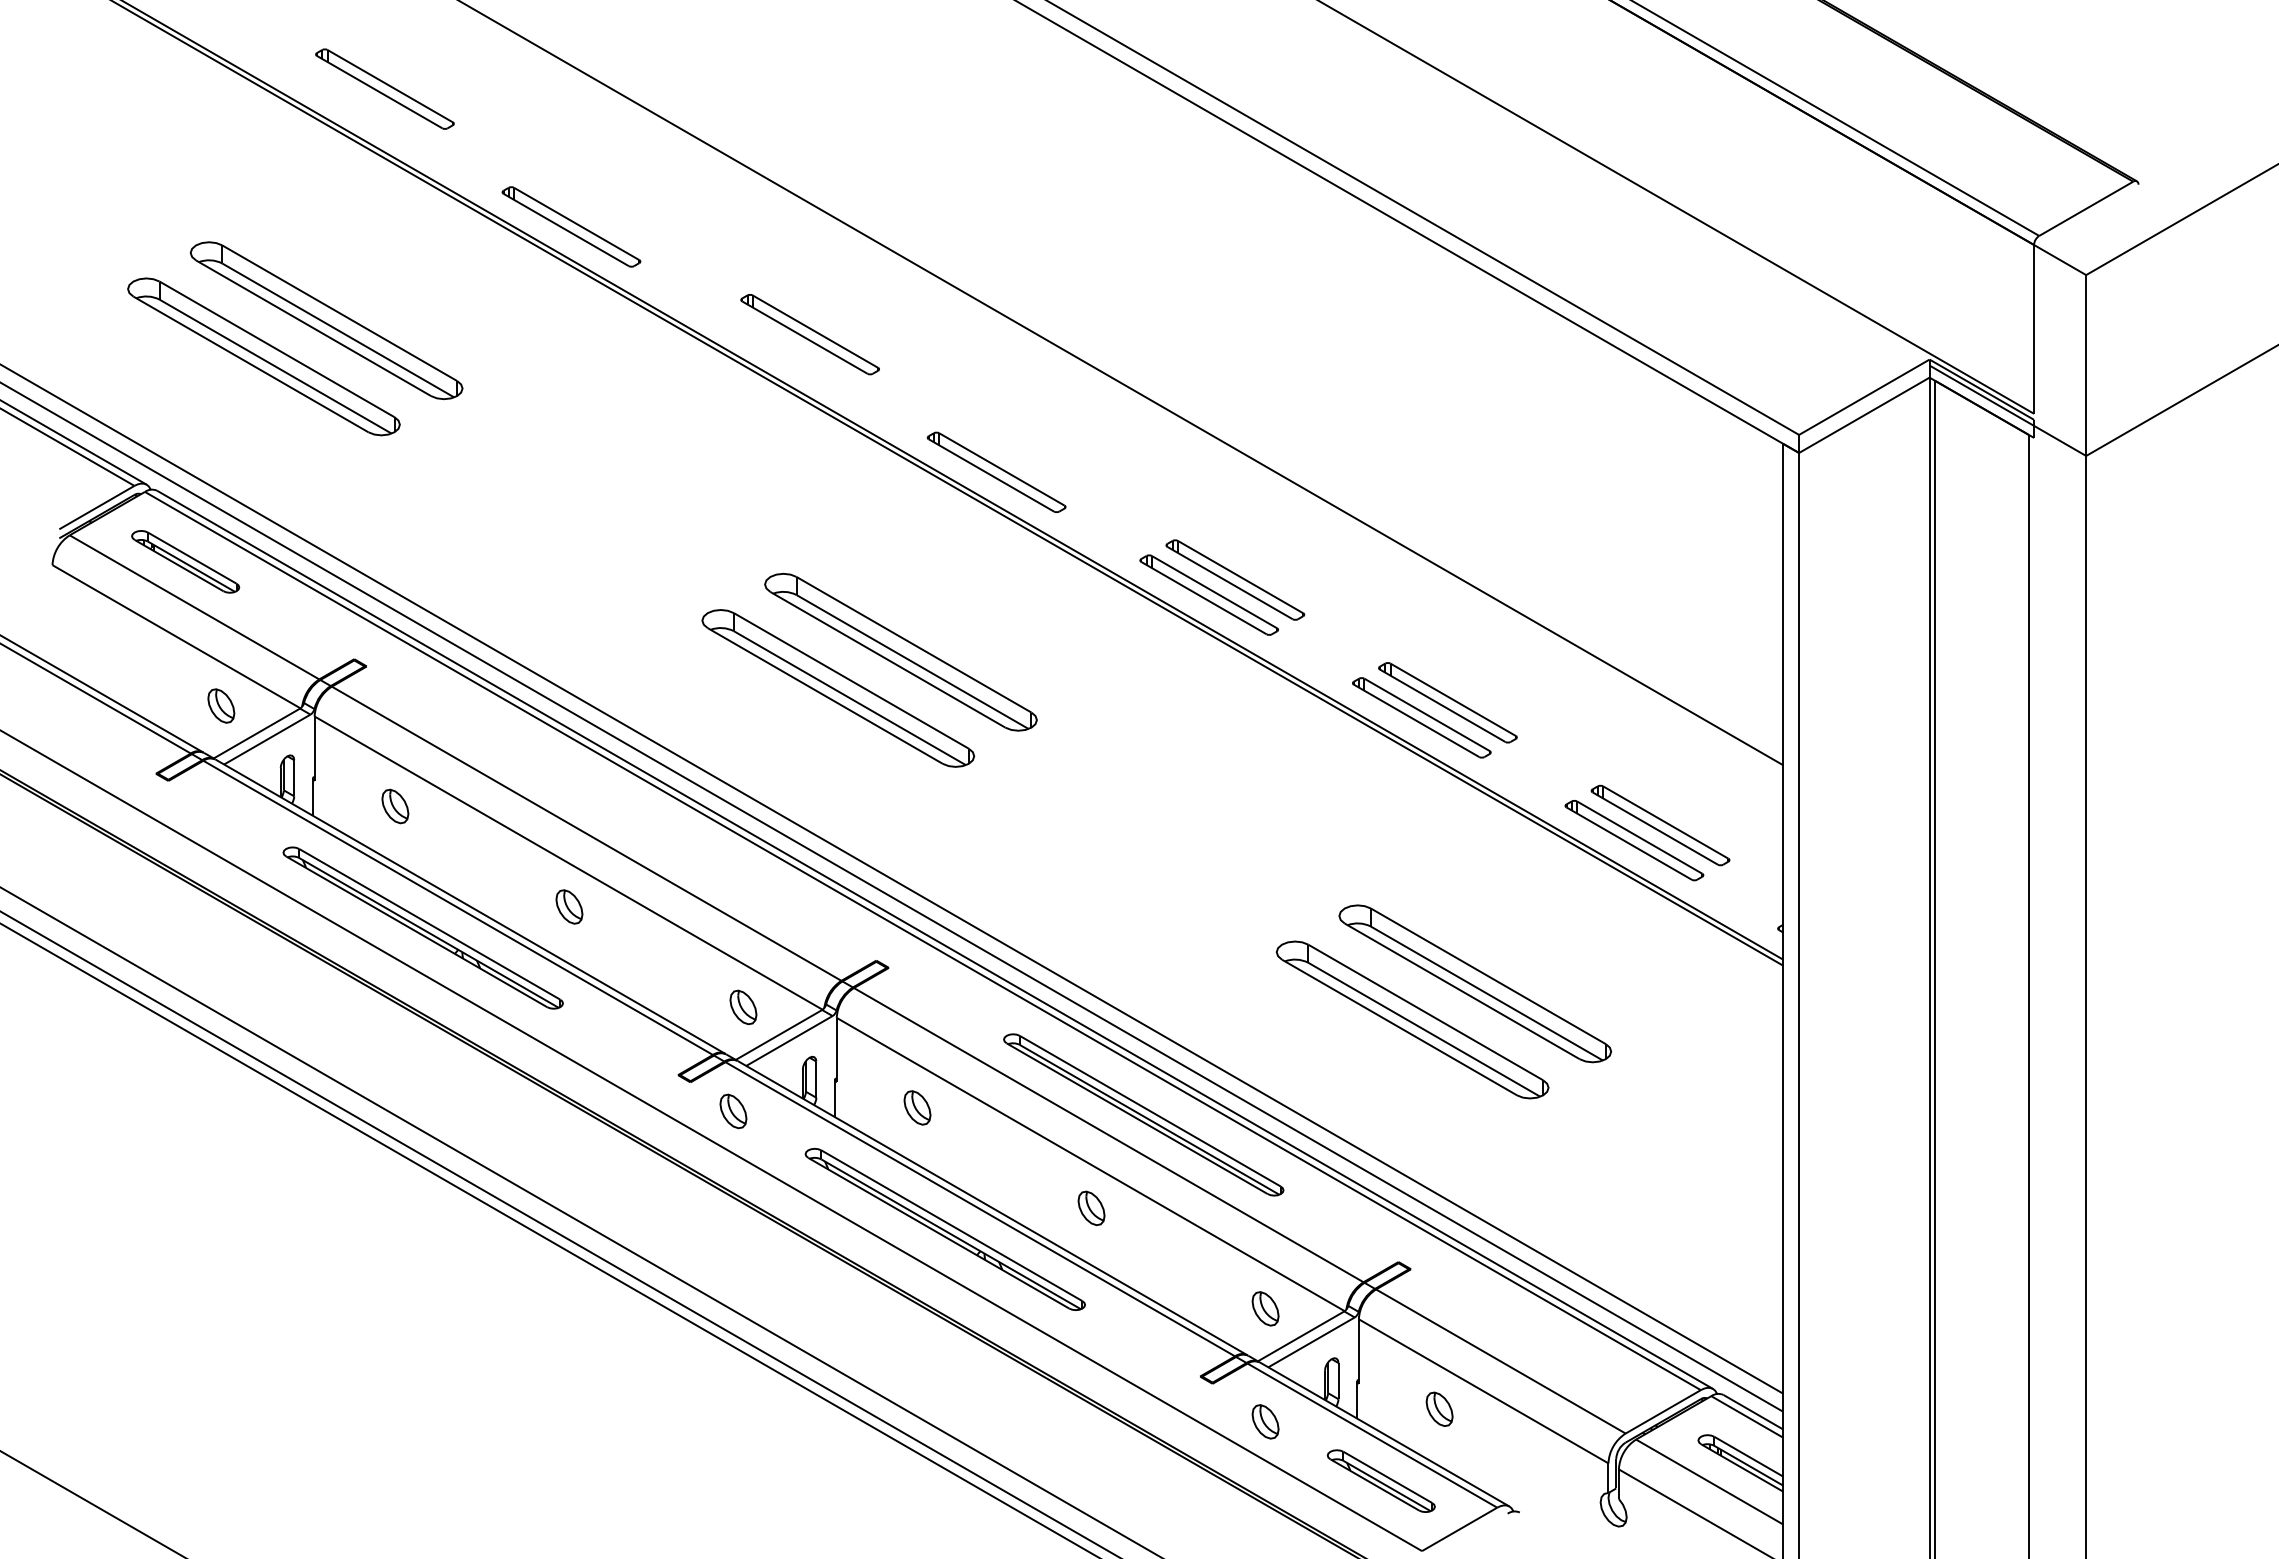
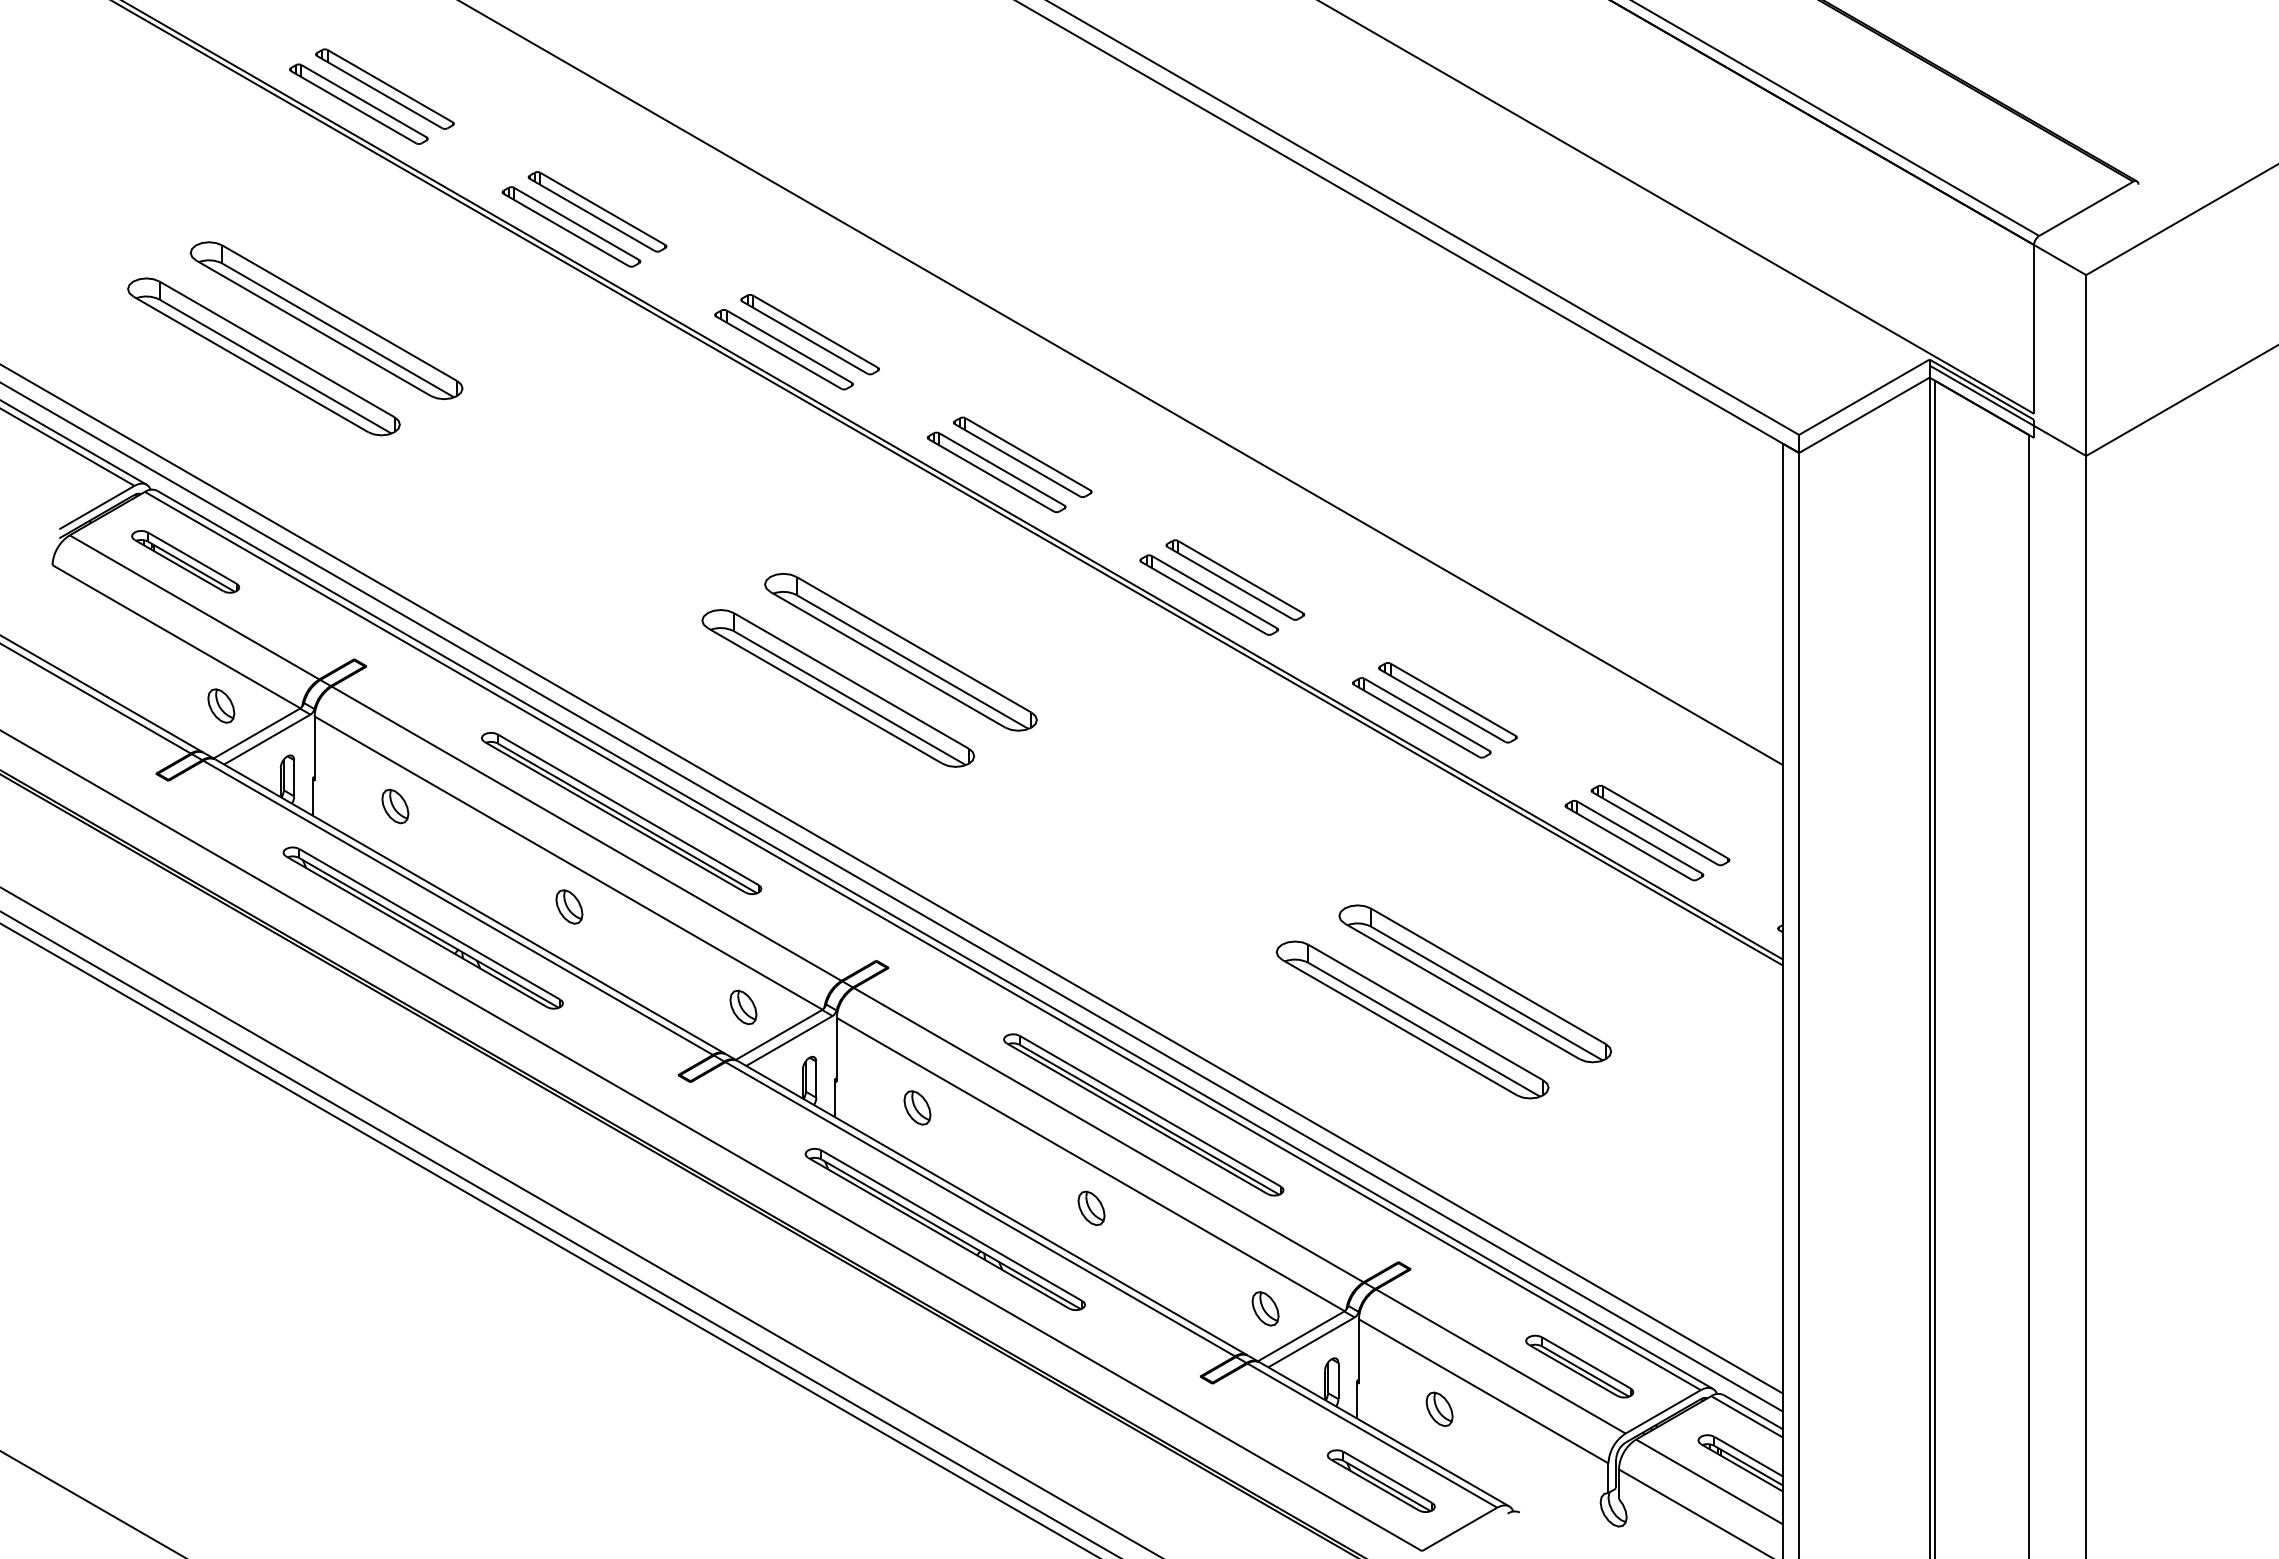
part: none -> present (358, 103)
part: none -> present (597, 211)
part: none -> present (783, 349)
part: none -> present (1022, 456)
part: none -> present (621, 813)
part: present -> none (733, 1111)
part: none -> present (1579, 1366)
part: present -> none (1265, 1421)
